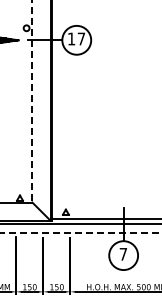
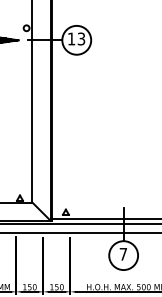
text: 17 -> 13 (81, 38)
line: dashed -> solid (32, 101)
line: dashed -> solid (80, 233)
